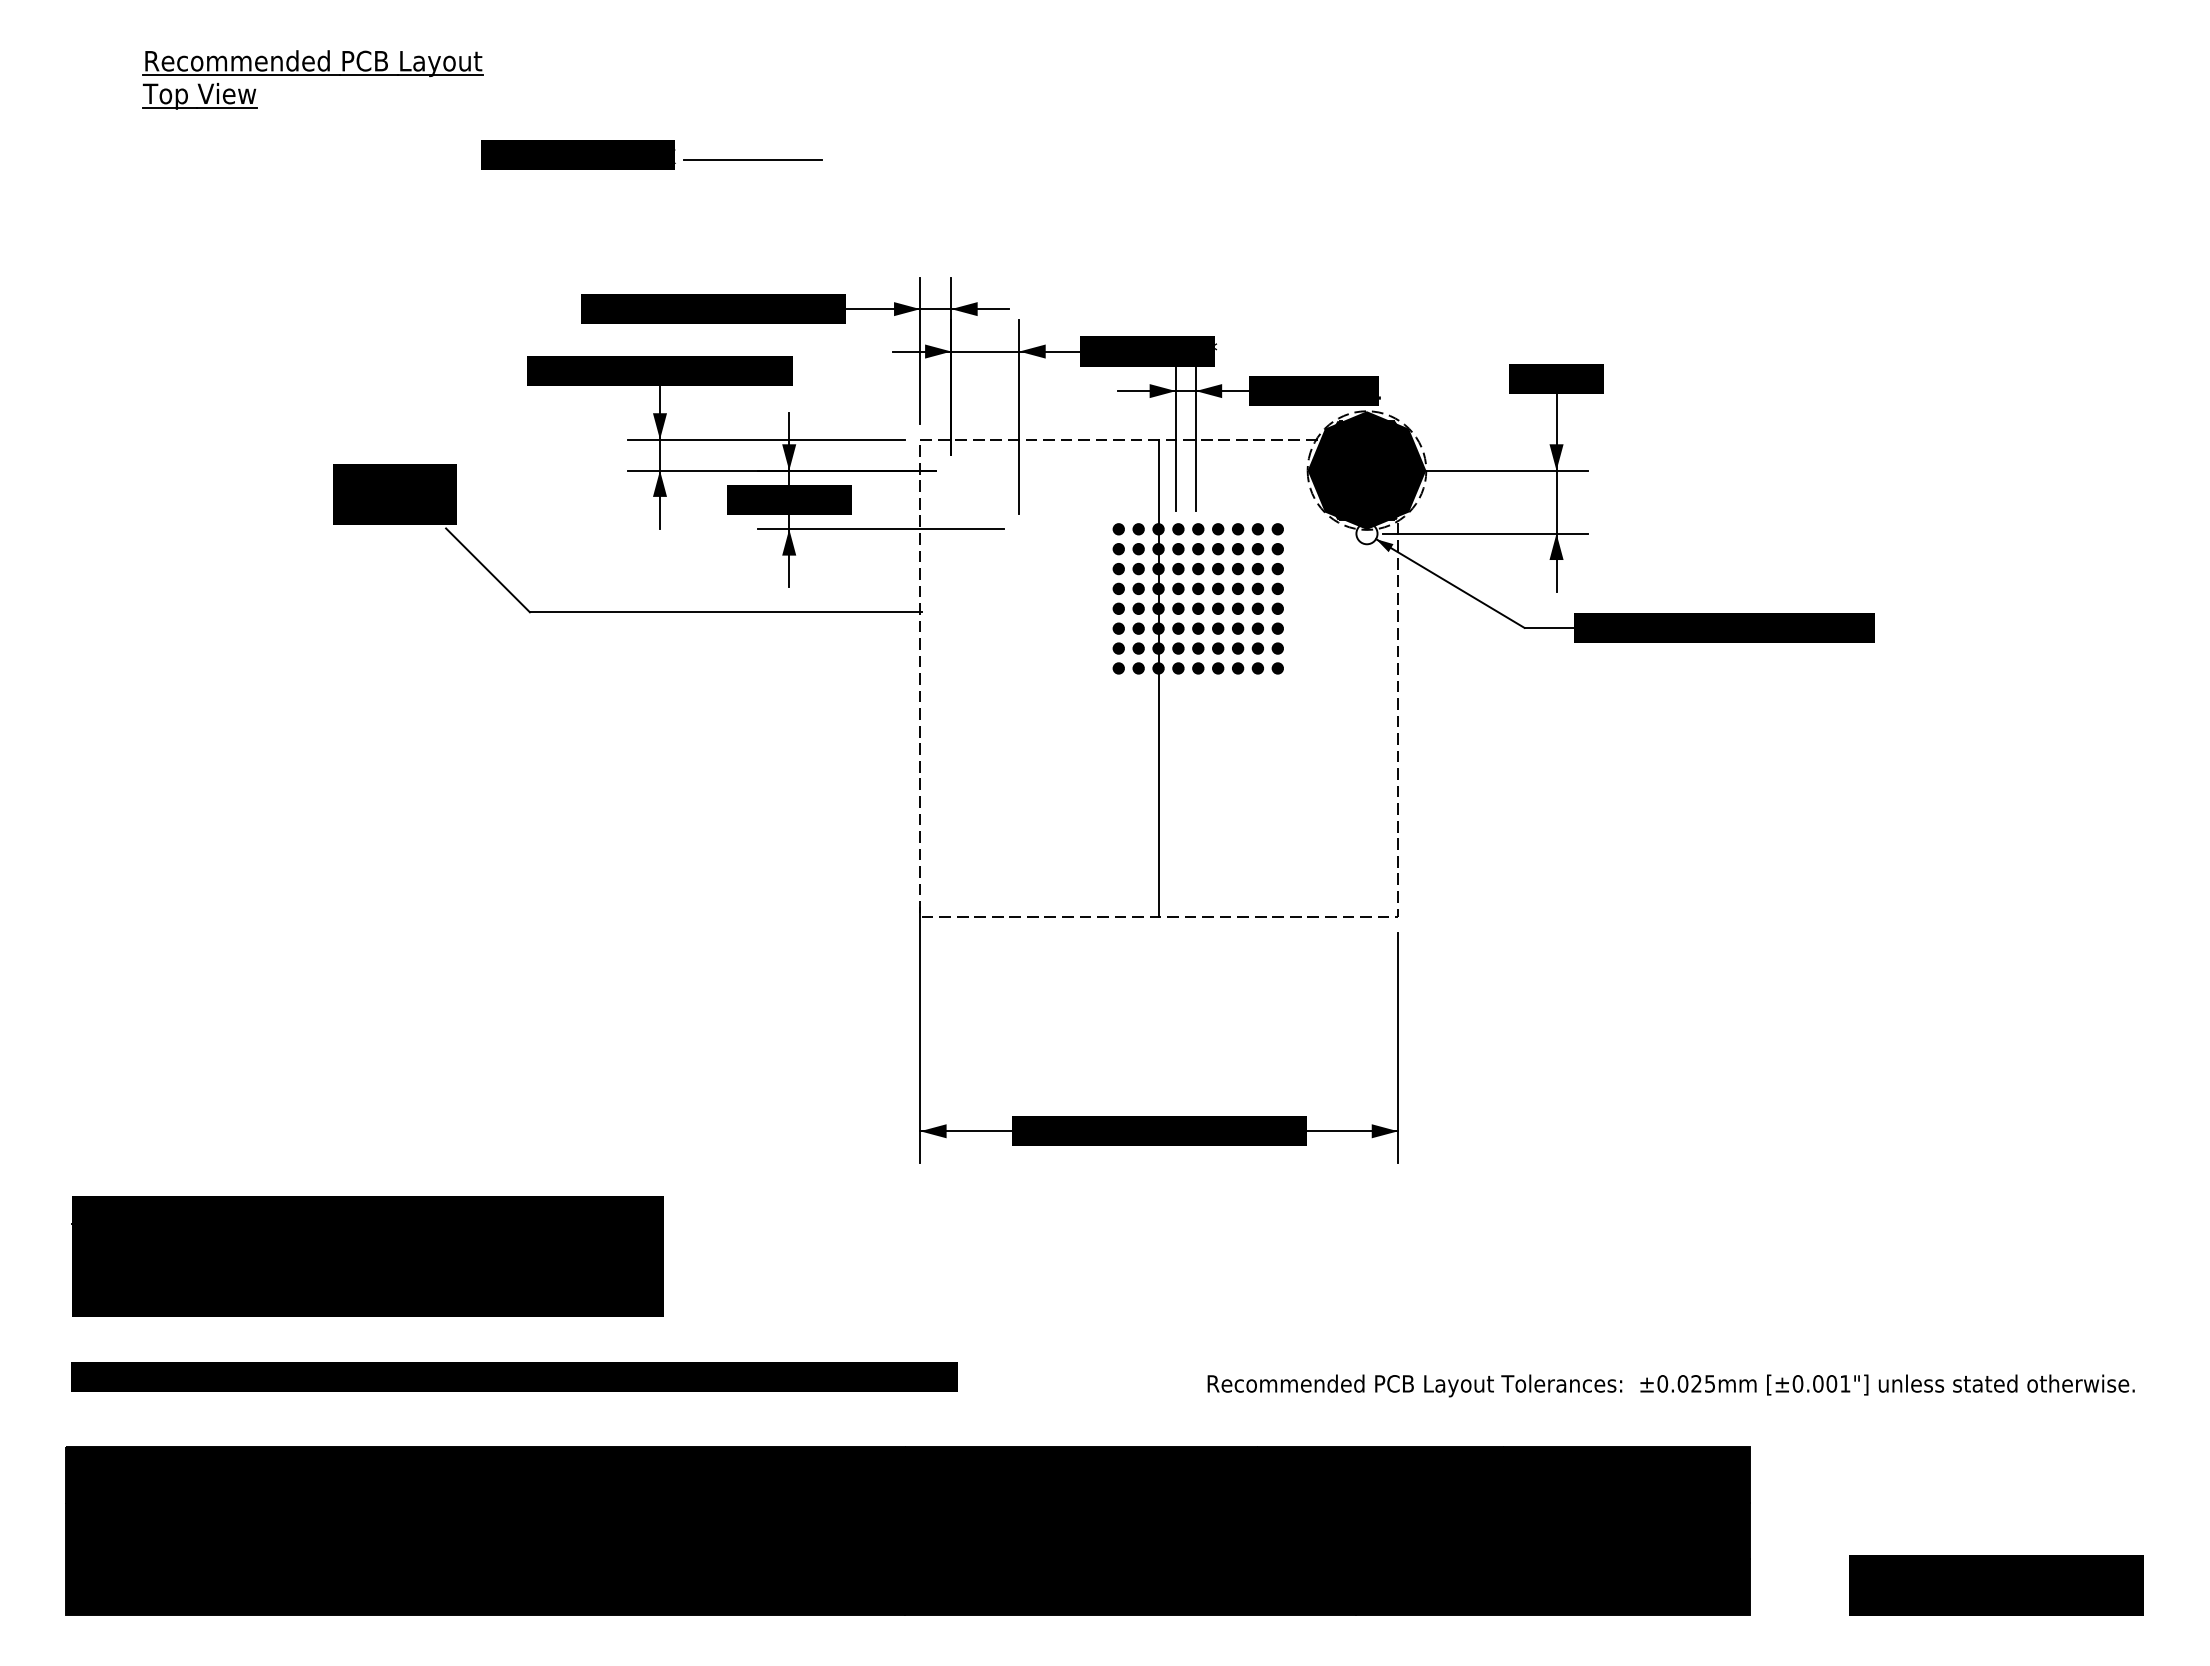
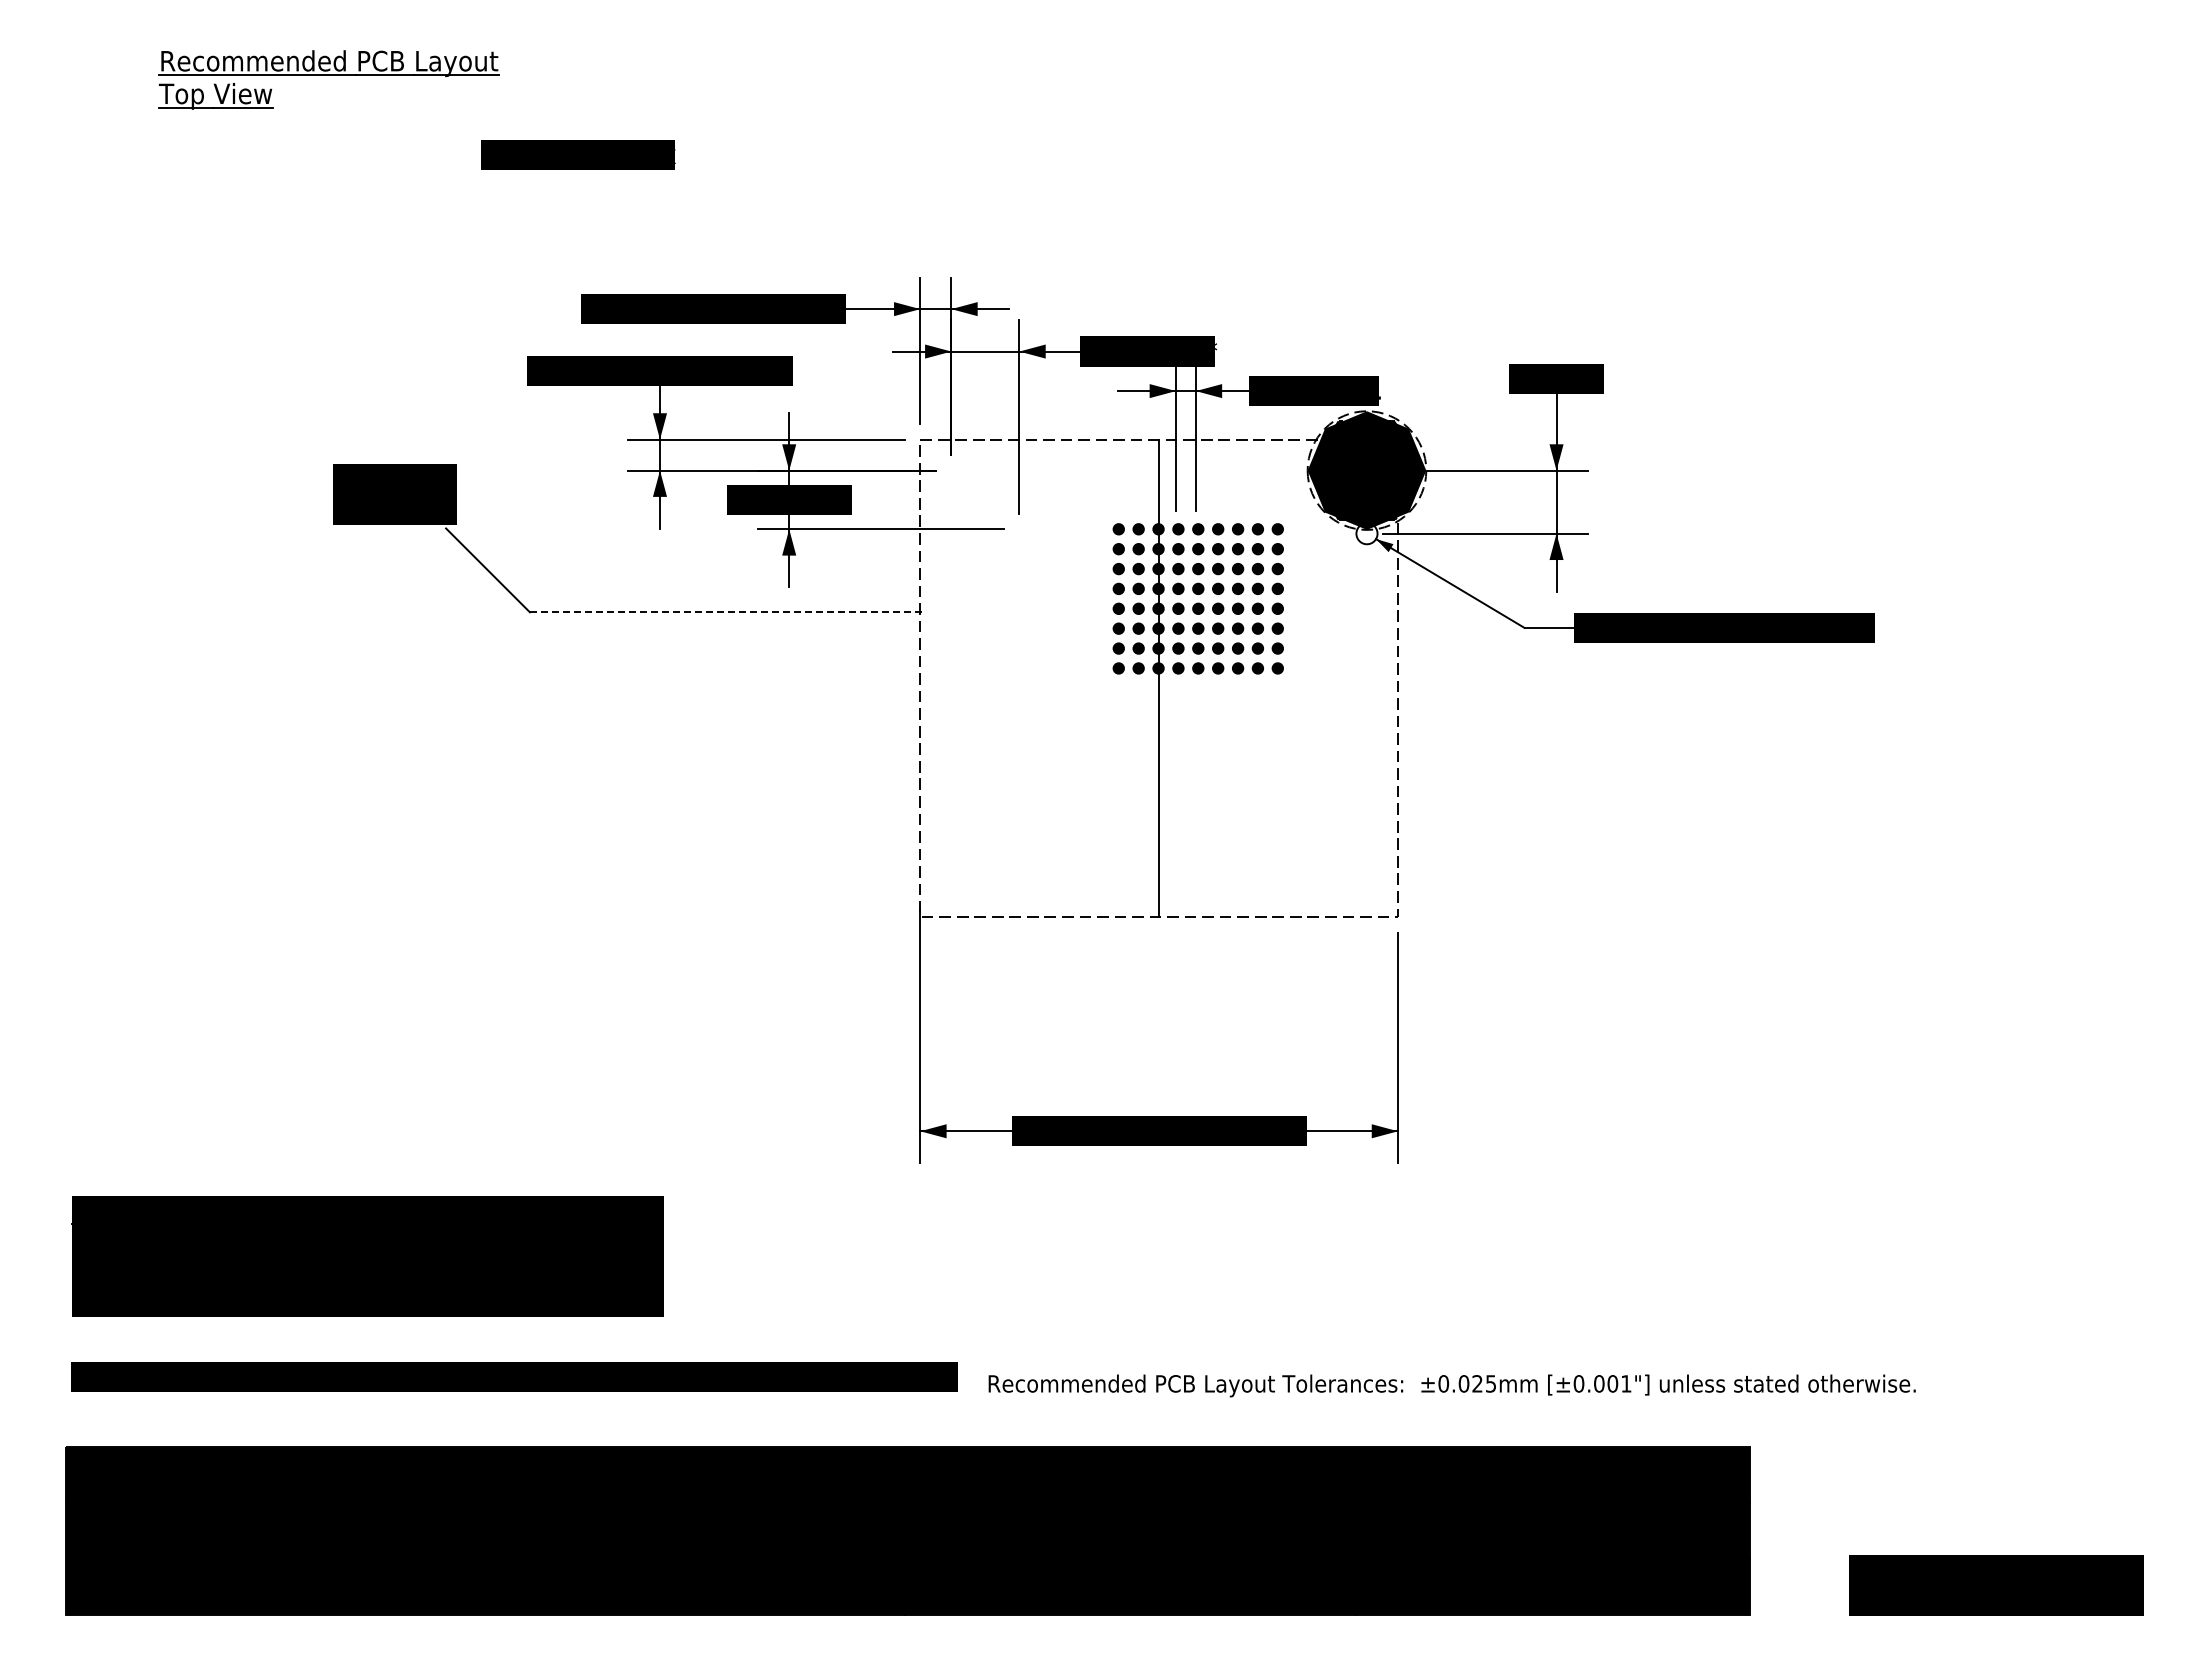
part position: (312, 79) -> (328, 79) (328, 79)
line: present -> none (753, 160)
line: solid -> dashed (726, 612)
text position: (1670, 1385) -> (1451, 1385) (1451, 1385)
